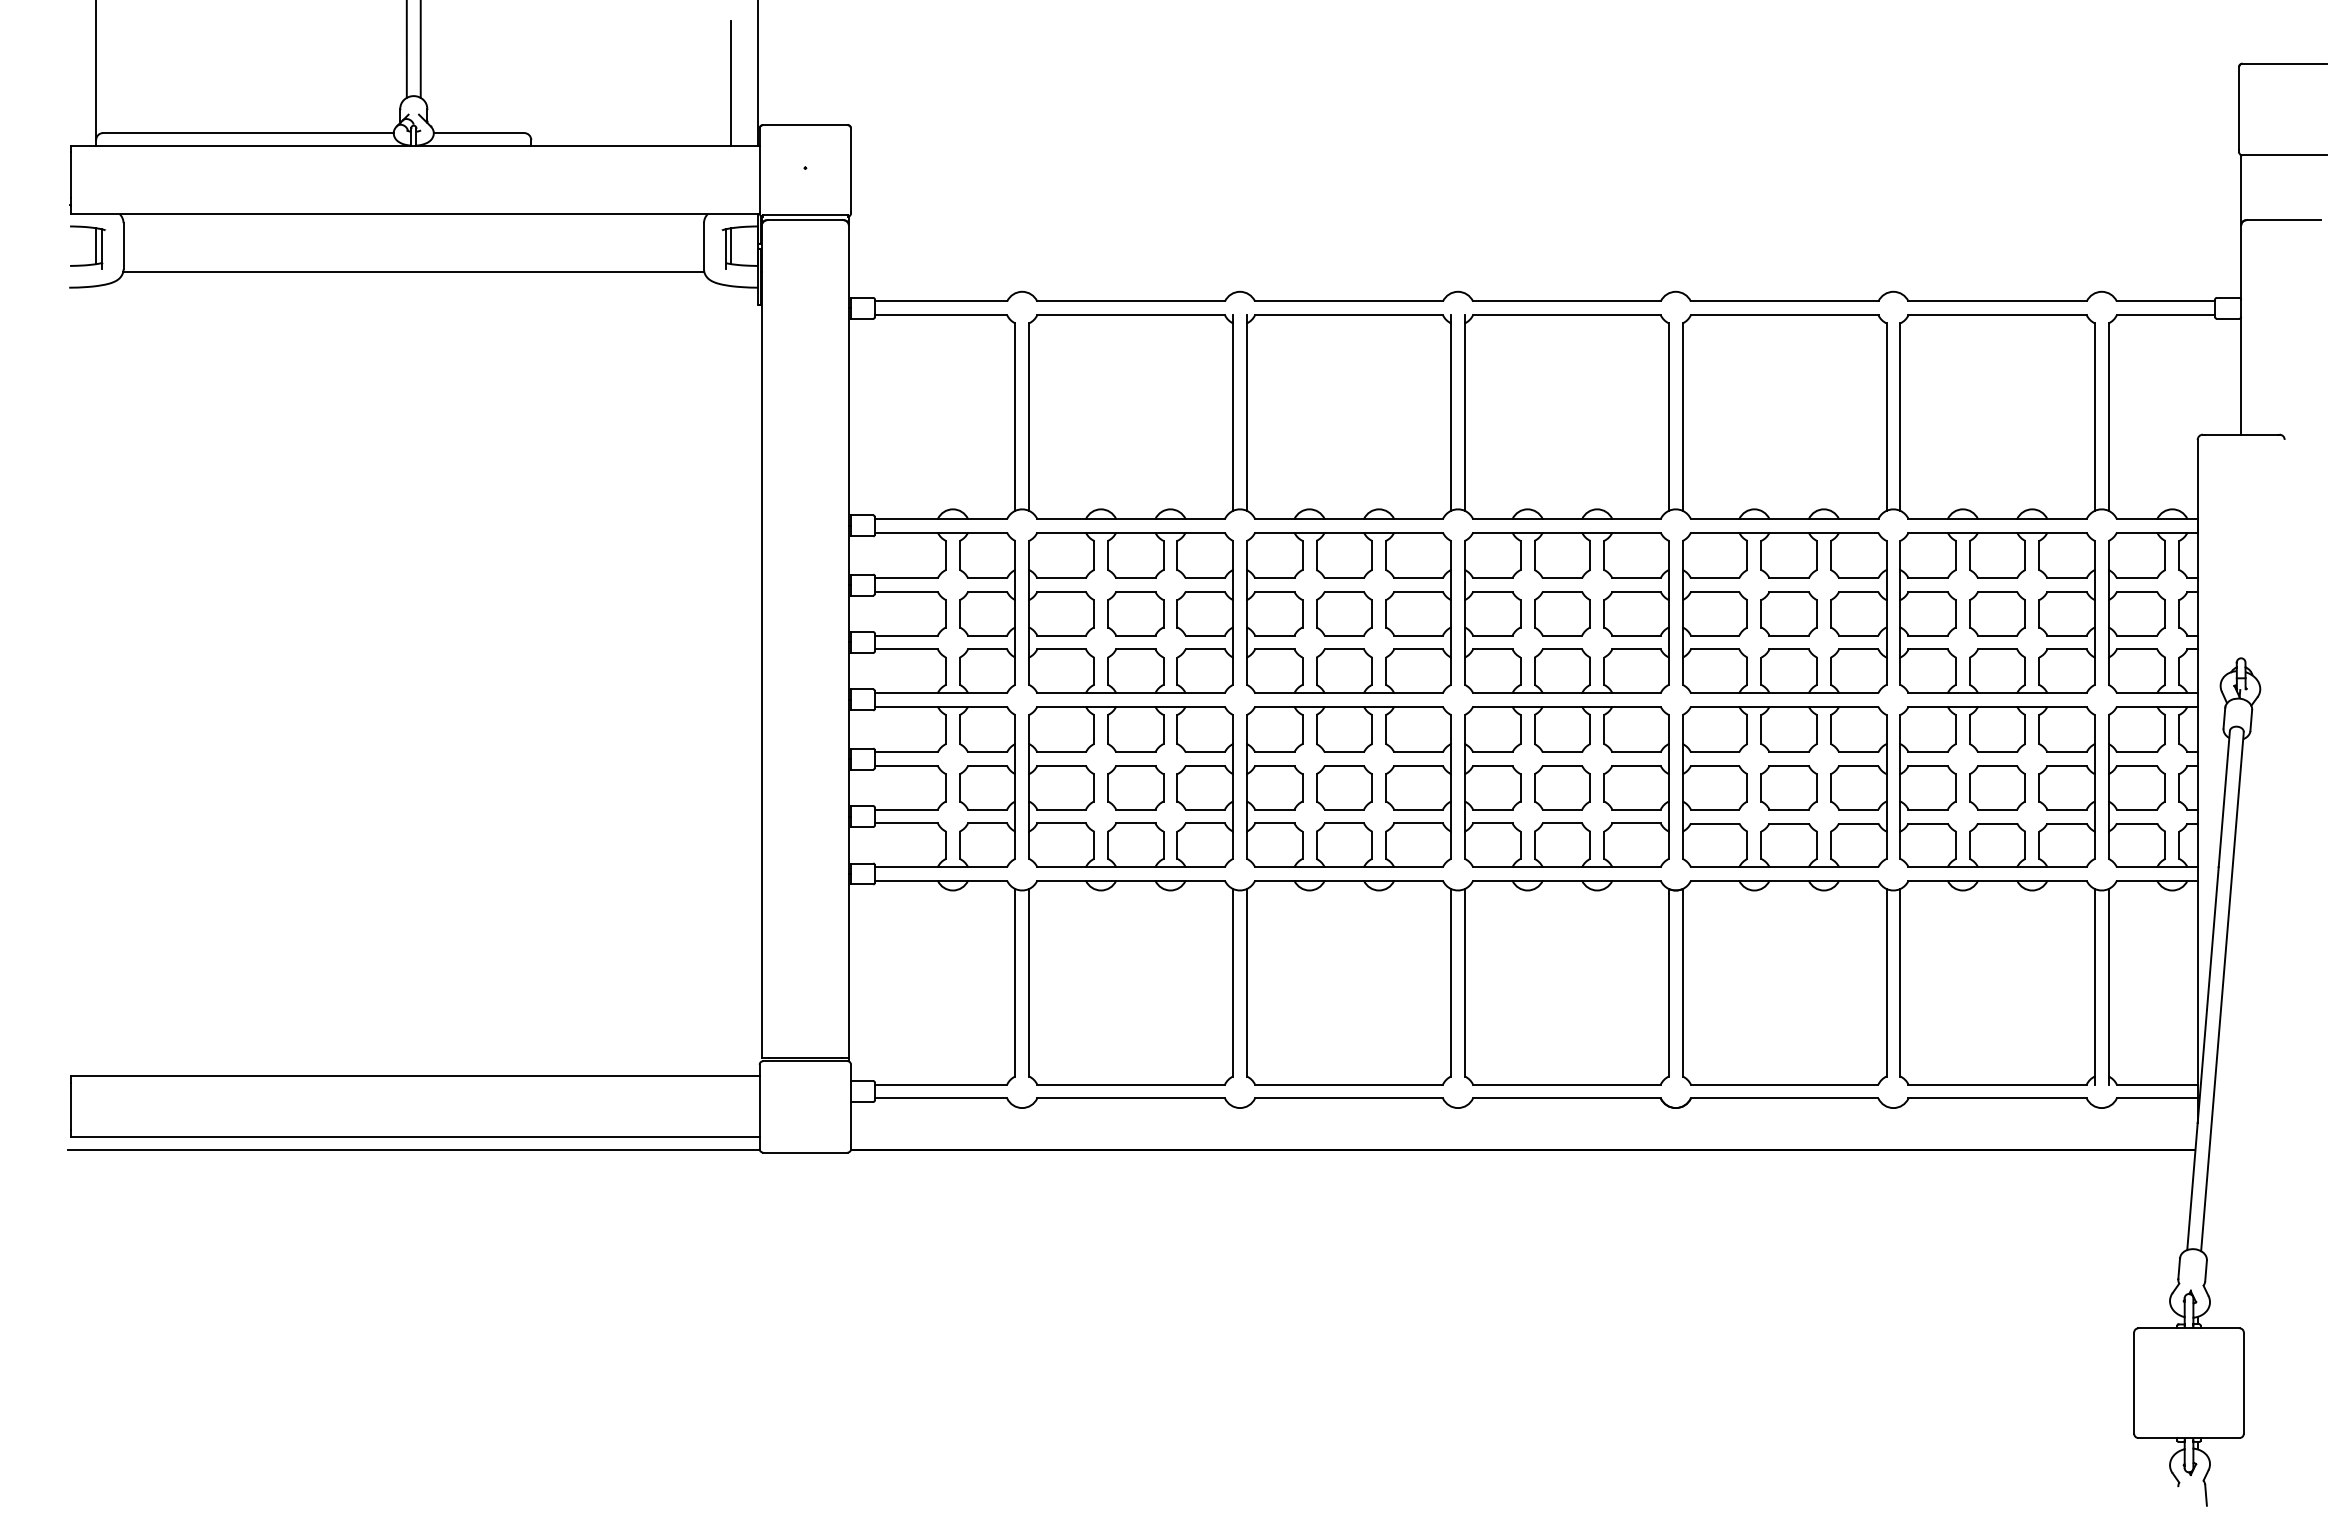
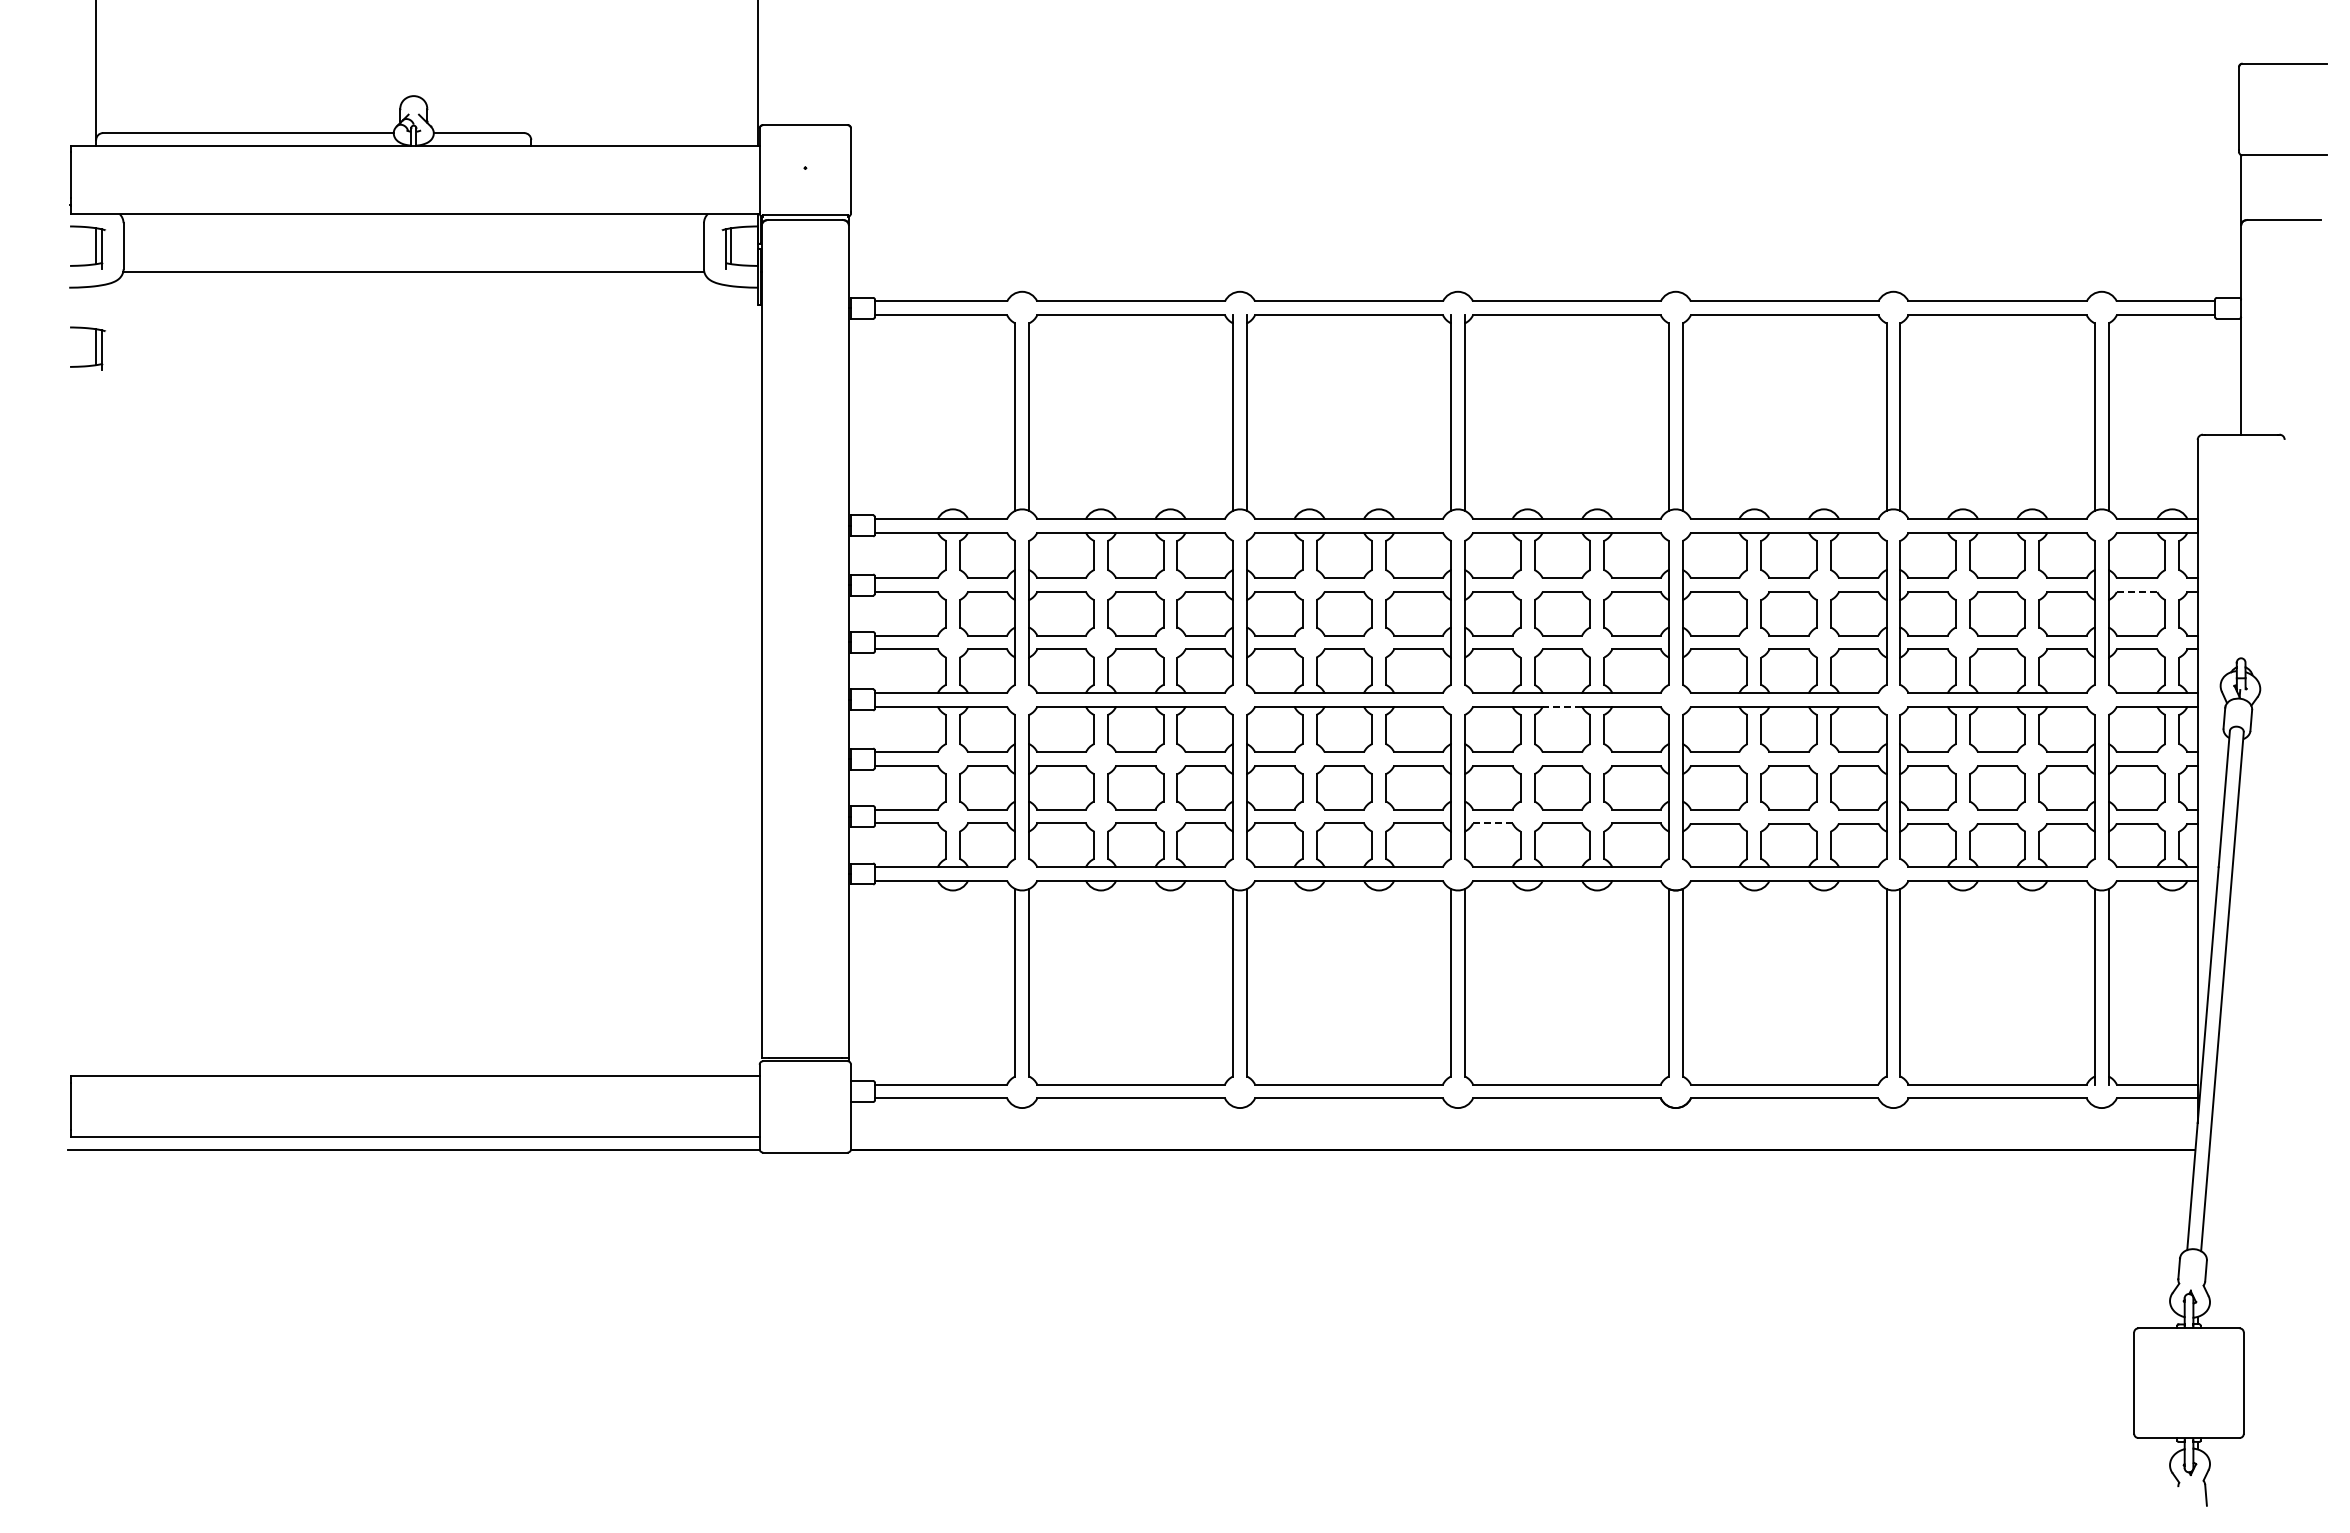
line: present -> none (406, 49)
line: present -> none (420, 49)
line: present -> none (731, 83)
part: none -> present (95, 348)
line: solid -> dashed (2136, 592)
line: solid -> dashed (1562, 706)
line: solid -> dashed (1492, 823)
